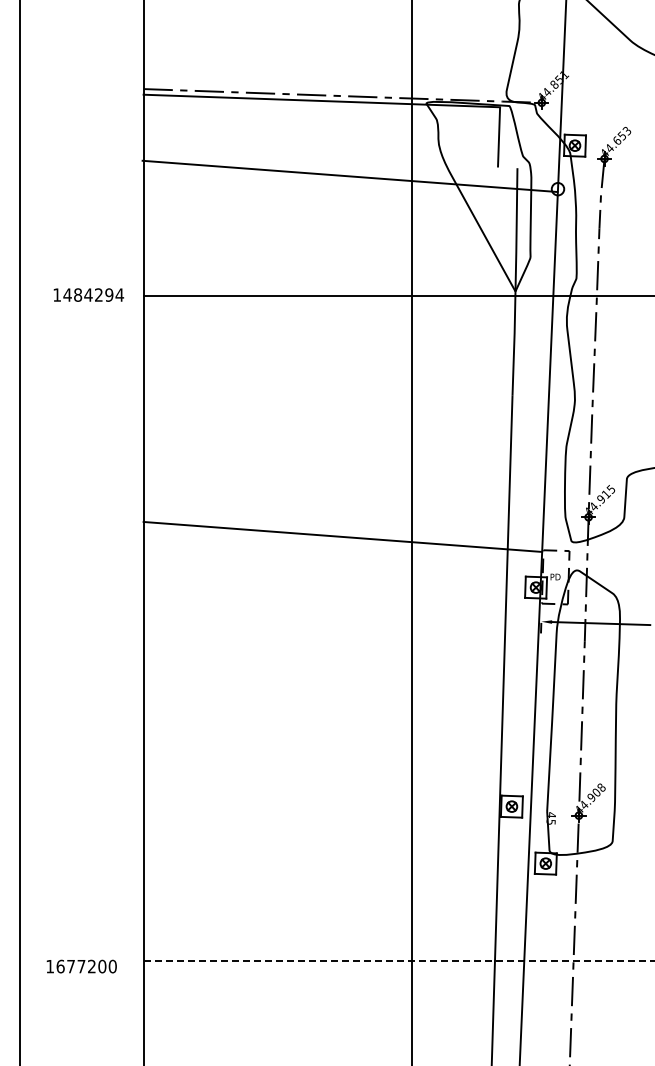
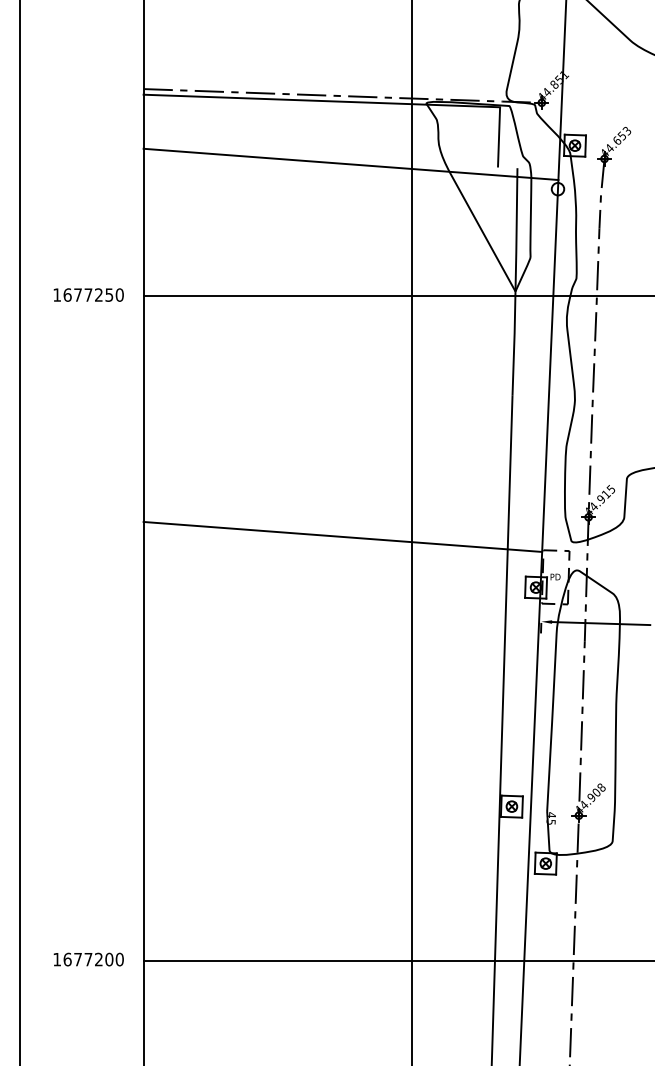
line position: (349, 176) -> (350, 164) (350, 164)
text: 1484294 -> 1677250 (93, 294)
line: dashed -> solid (399, 960)
text position: (81, 966) -> (88, 959) (88, 959)
